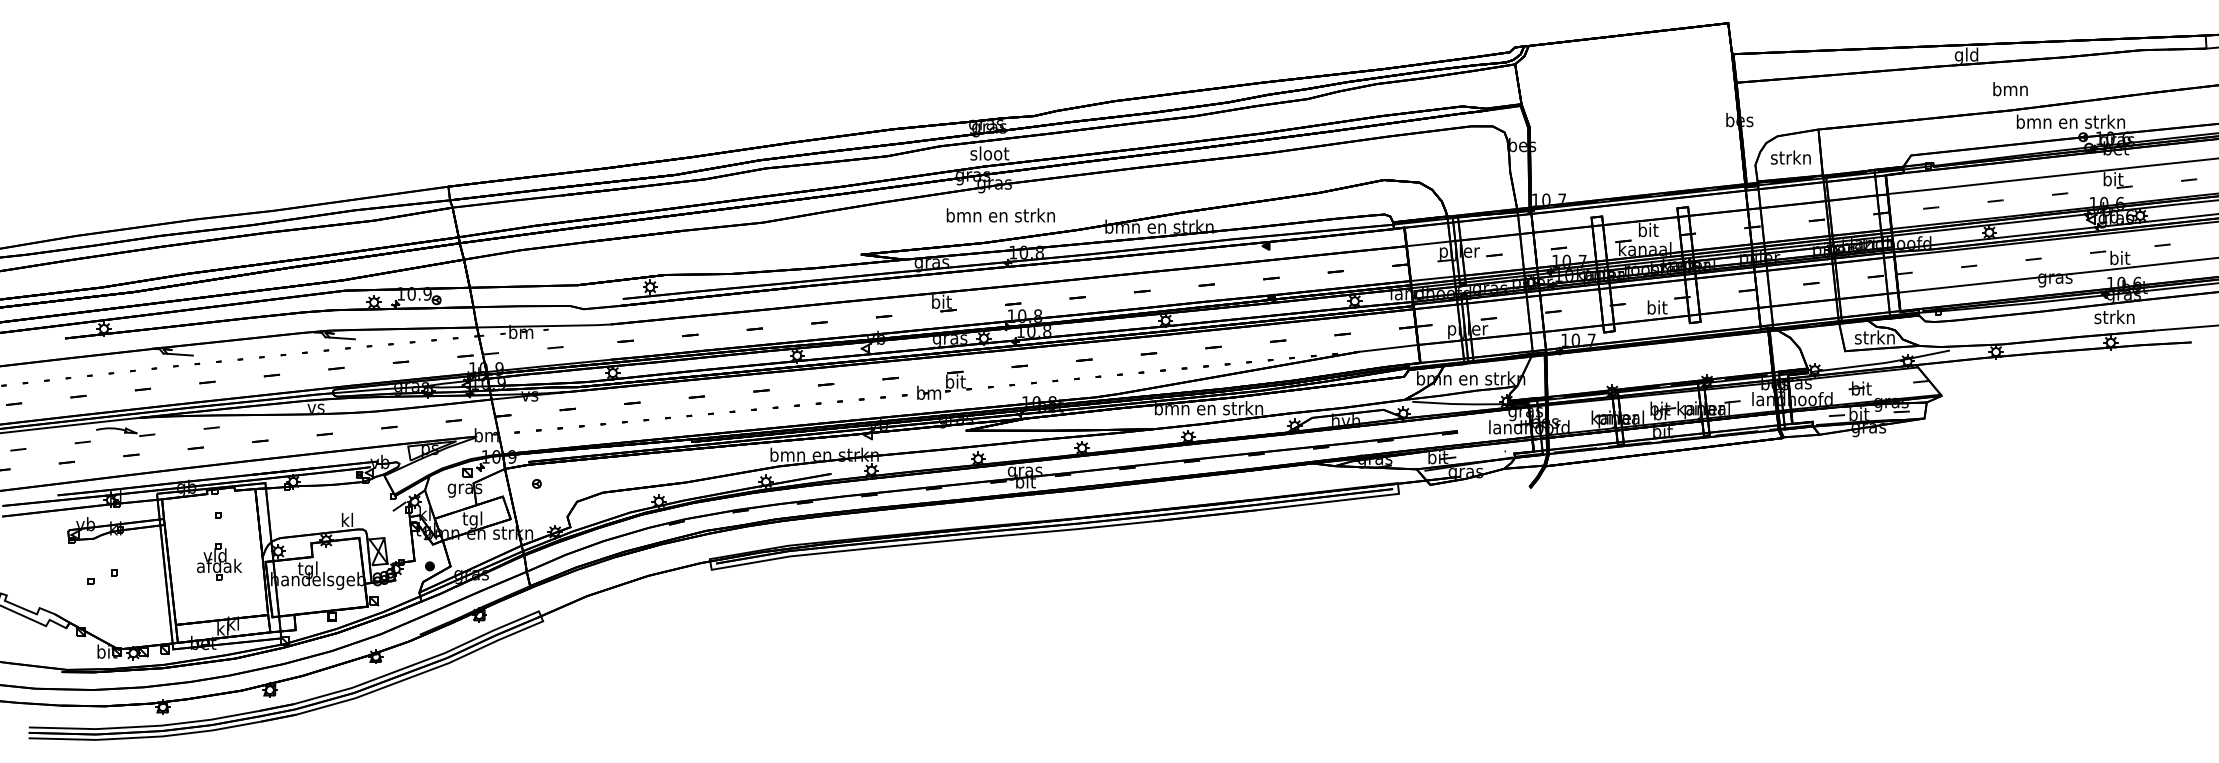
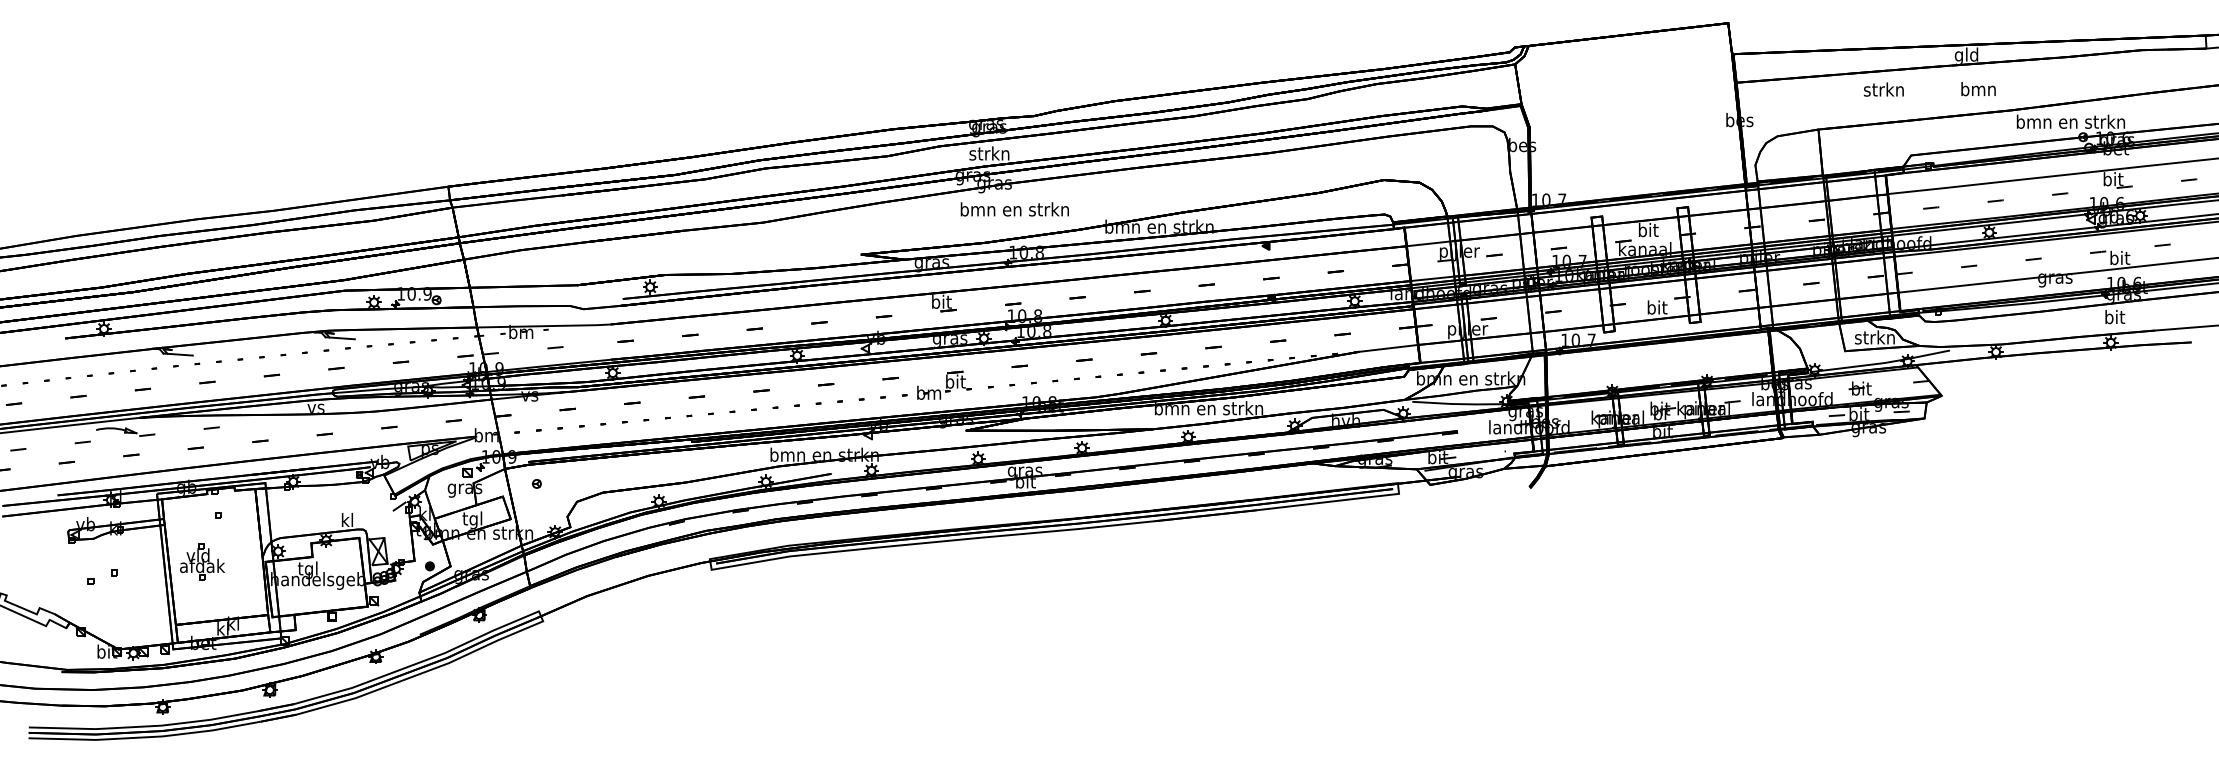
text position: (2010, 89) -> (1978, 89) (1978, 89)
text: sloot -> strkn (989, 153)
text position: (1790, 157) -> (1883, 89) (1883, 89)
text position: (1000, 215) -> (1014, 209) (1014, 209)
text: strkn -> bit (2114, 317)
part position: (219, 561) -> (202, 561) (202, 561)
